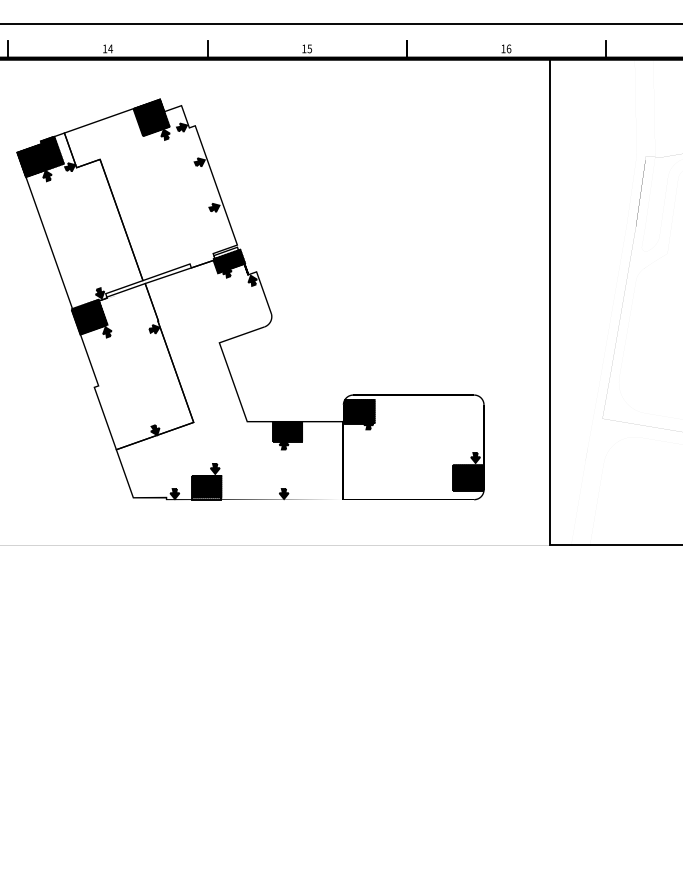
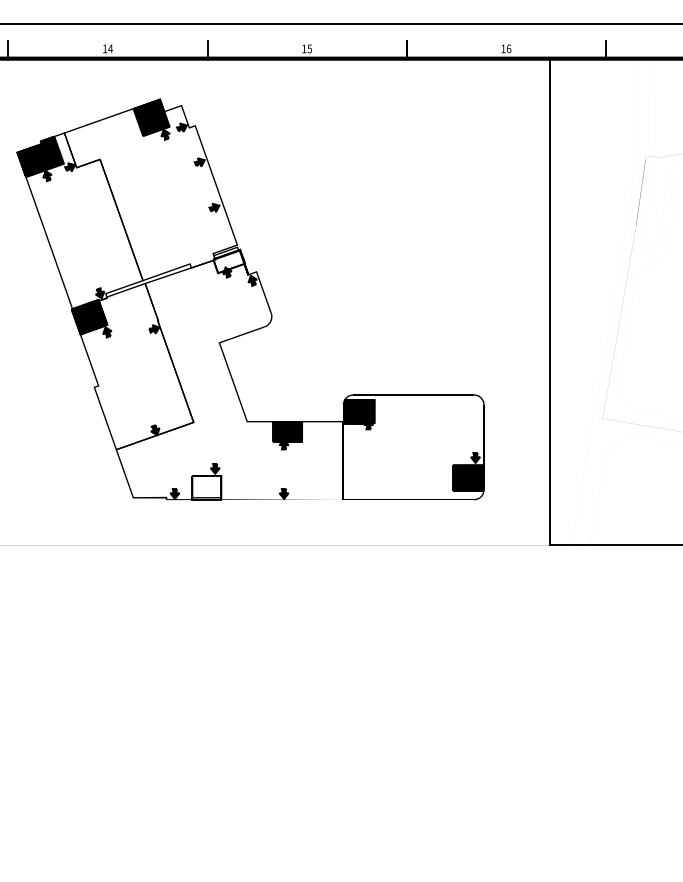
hatch: present -> none (229, 260)
hatch: present -> none (206, 486)
